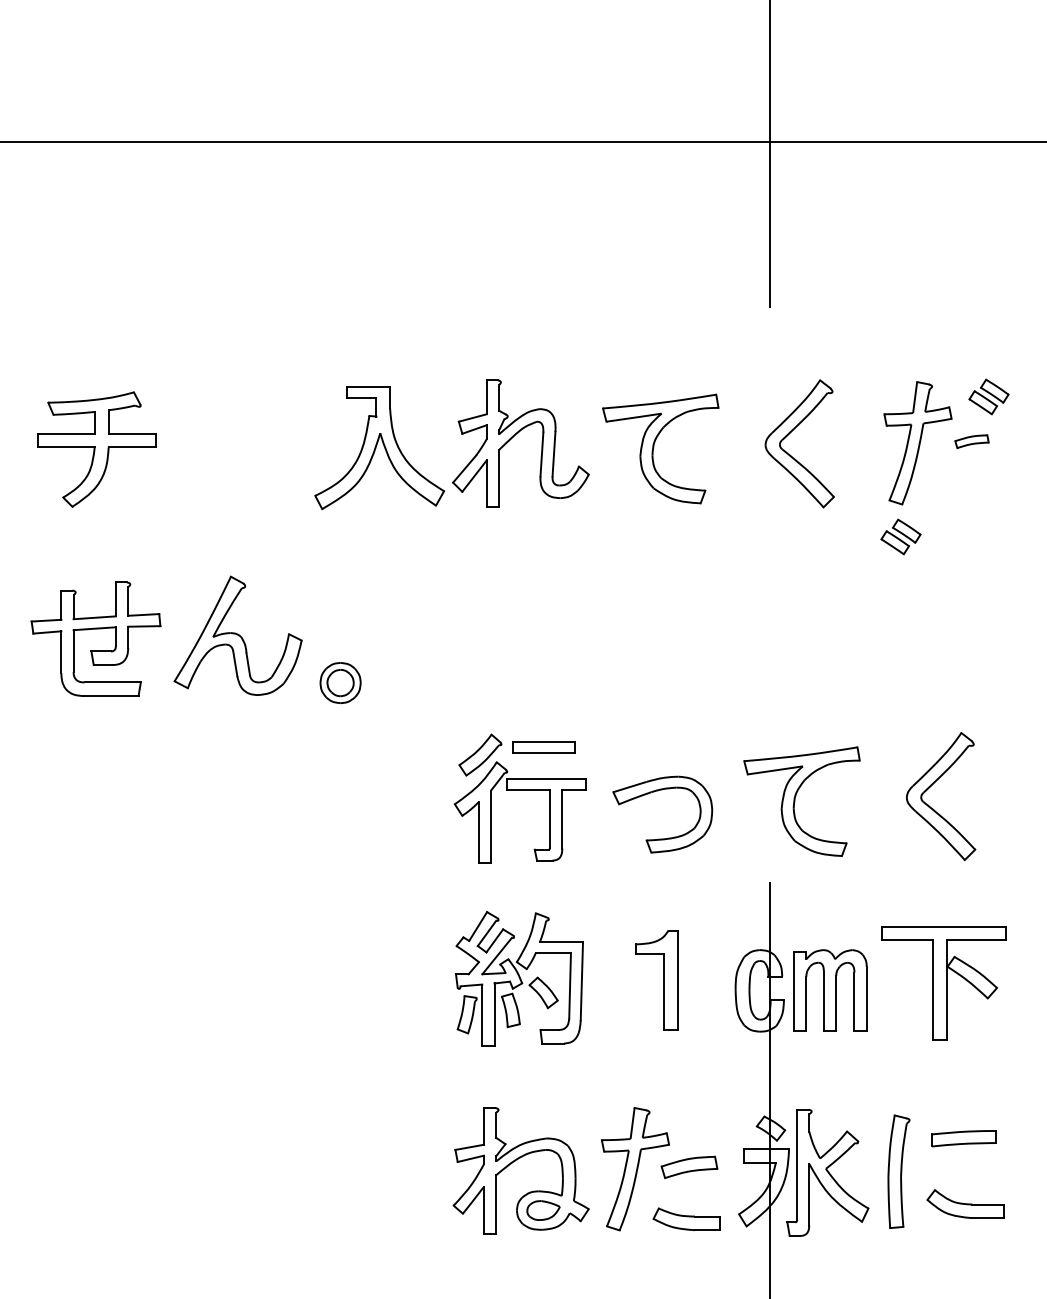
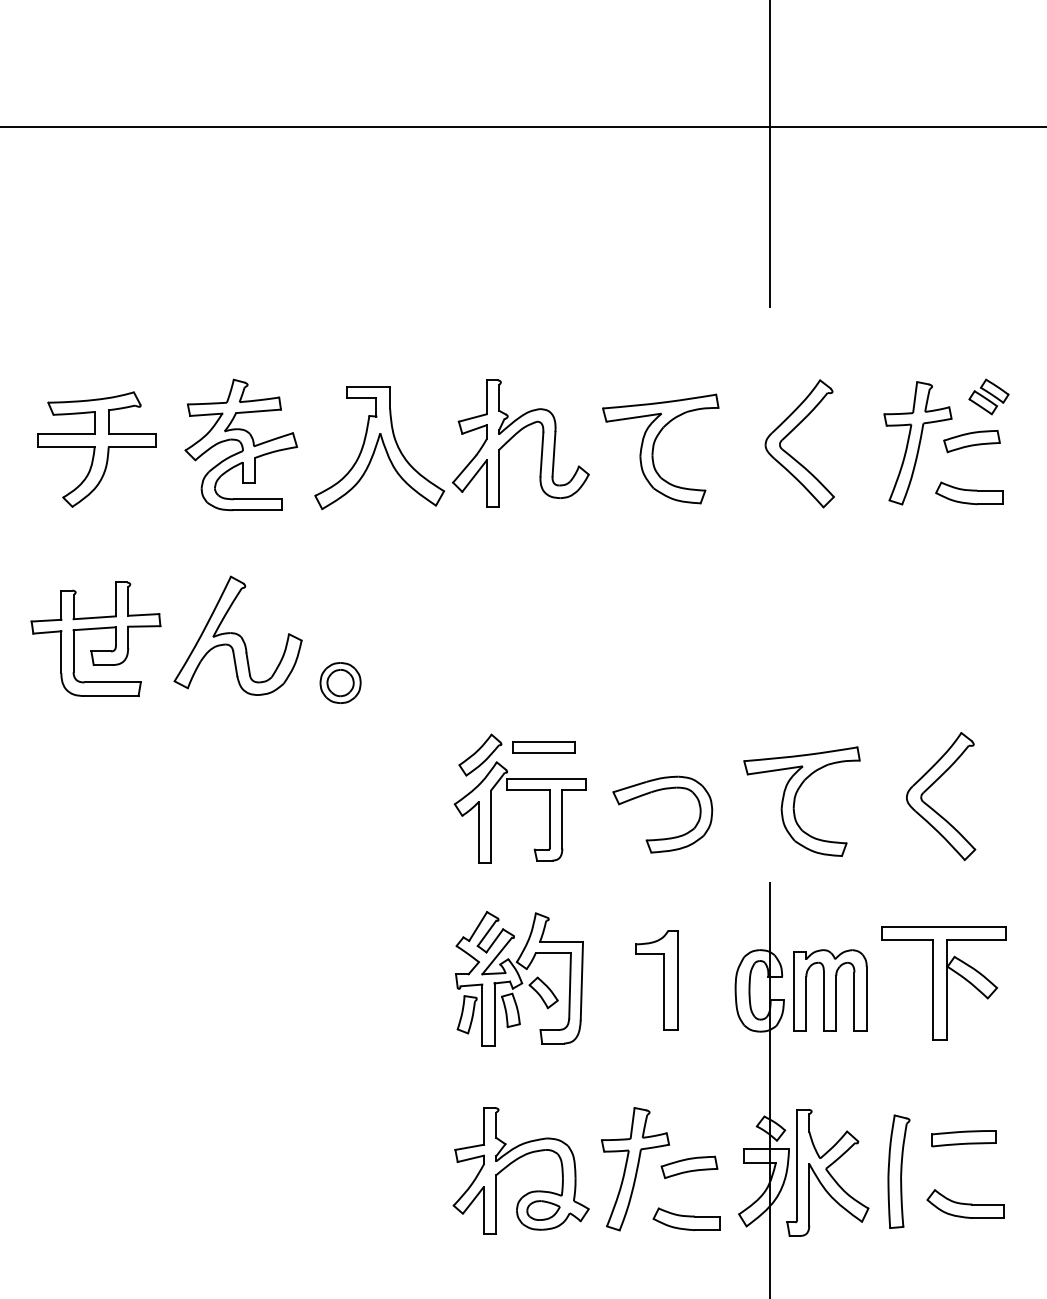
line position: (522, 142) -> (522, 127) (522, 127)
part size: 36x15 px -> 58x24 px (971, 441)
part: none -> present (241, 444)
part: none -> present (969, 493)
part: present -> none (900, 536)
